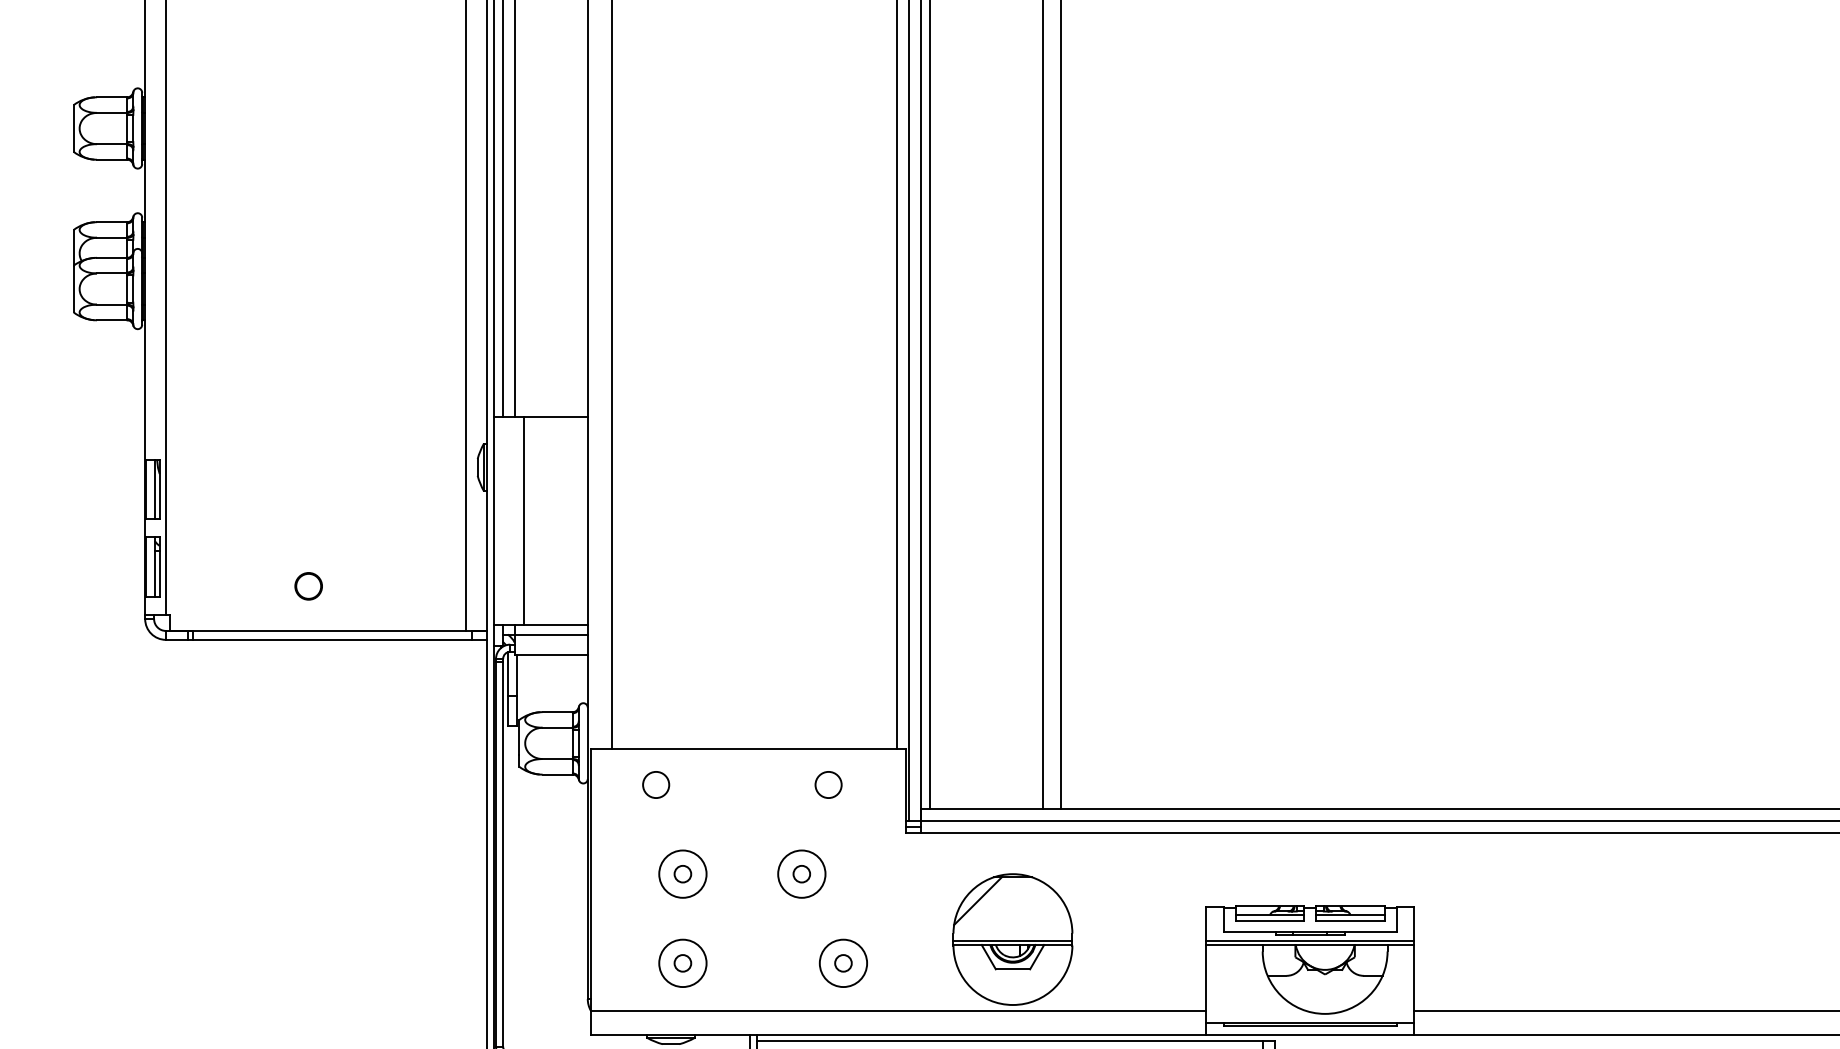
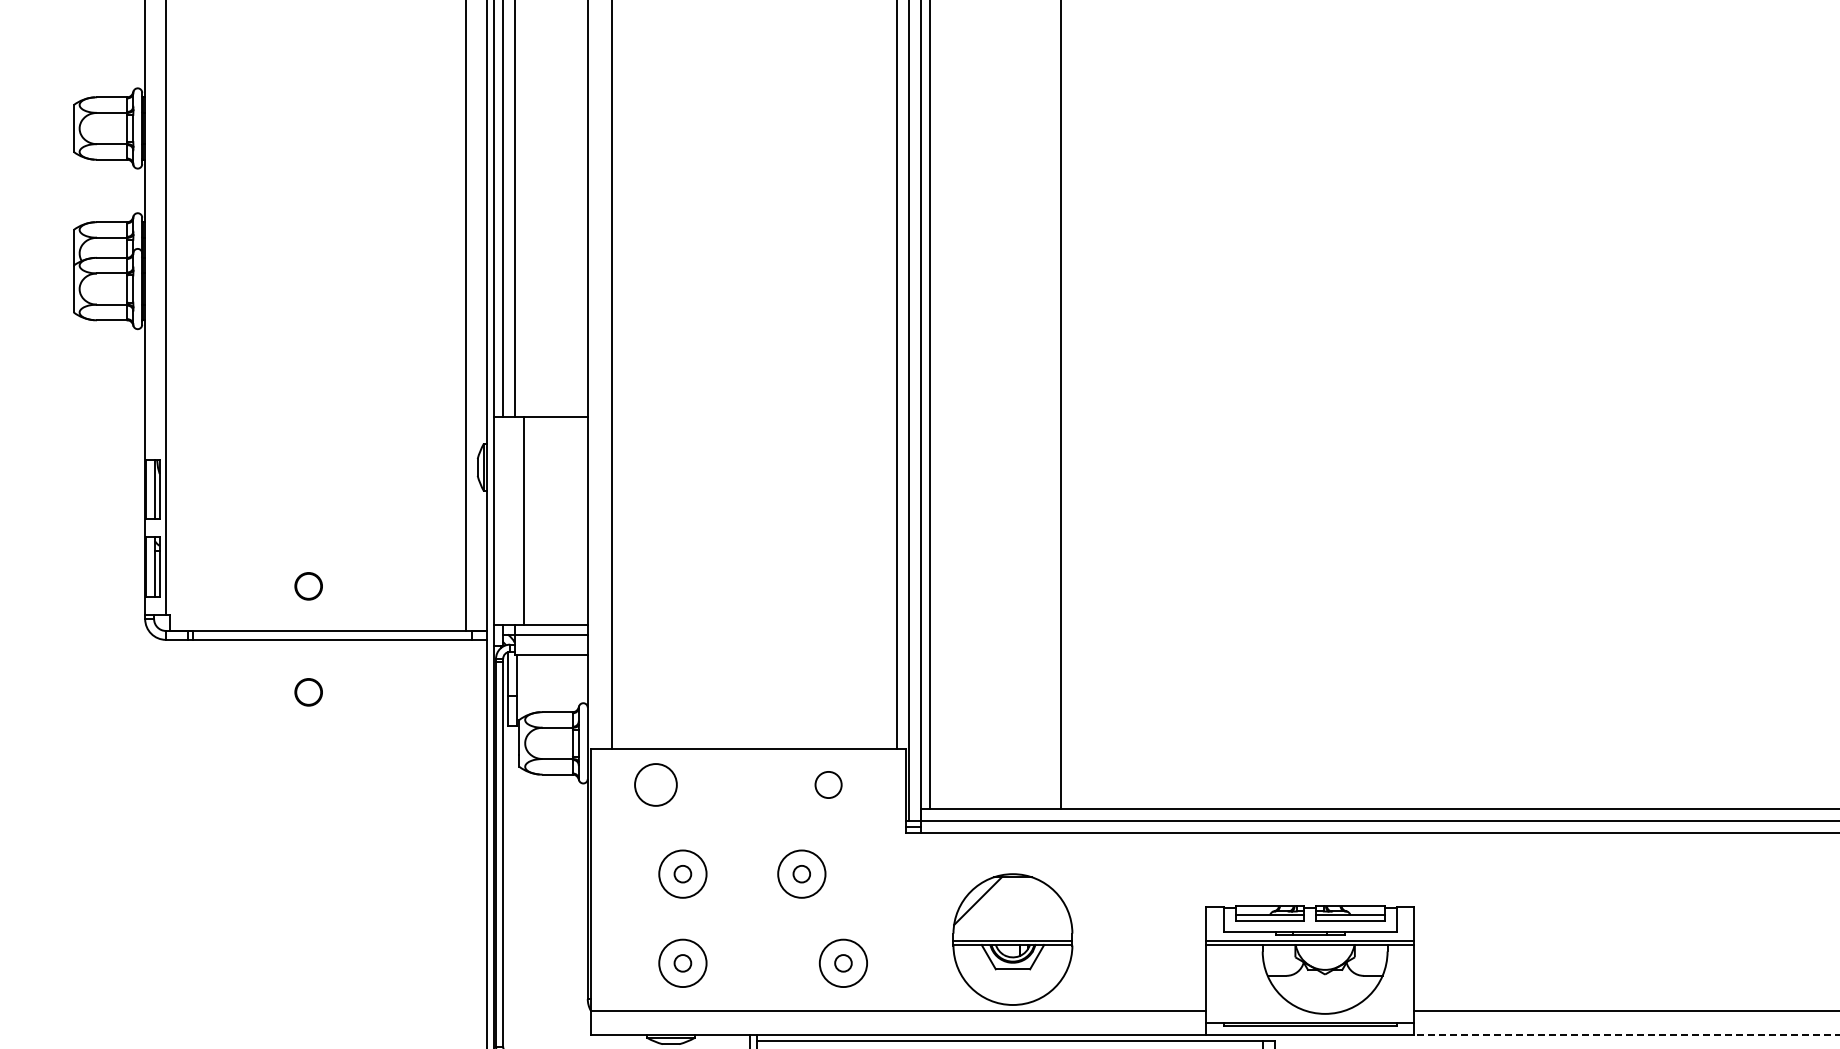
line: present -> none (1042, 405)
circle: none -> present (308, 692)
circle size: 29x28 px -> 44x44 px (655, 784)
line: solid -> dashed (1626, 1034)
